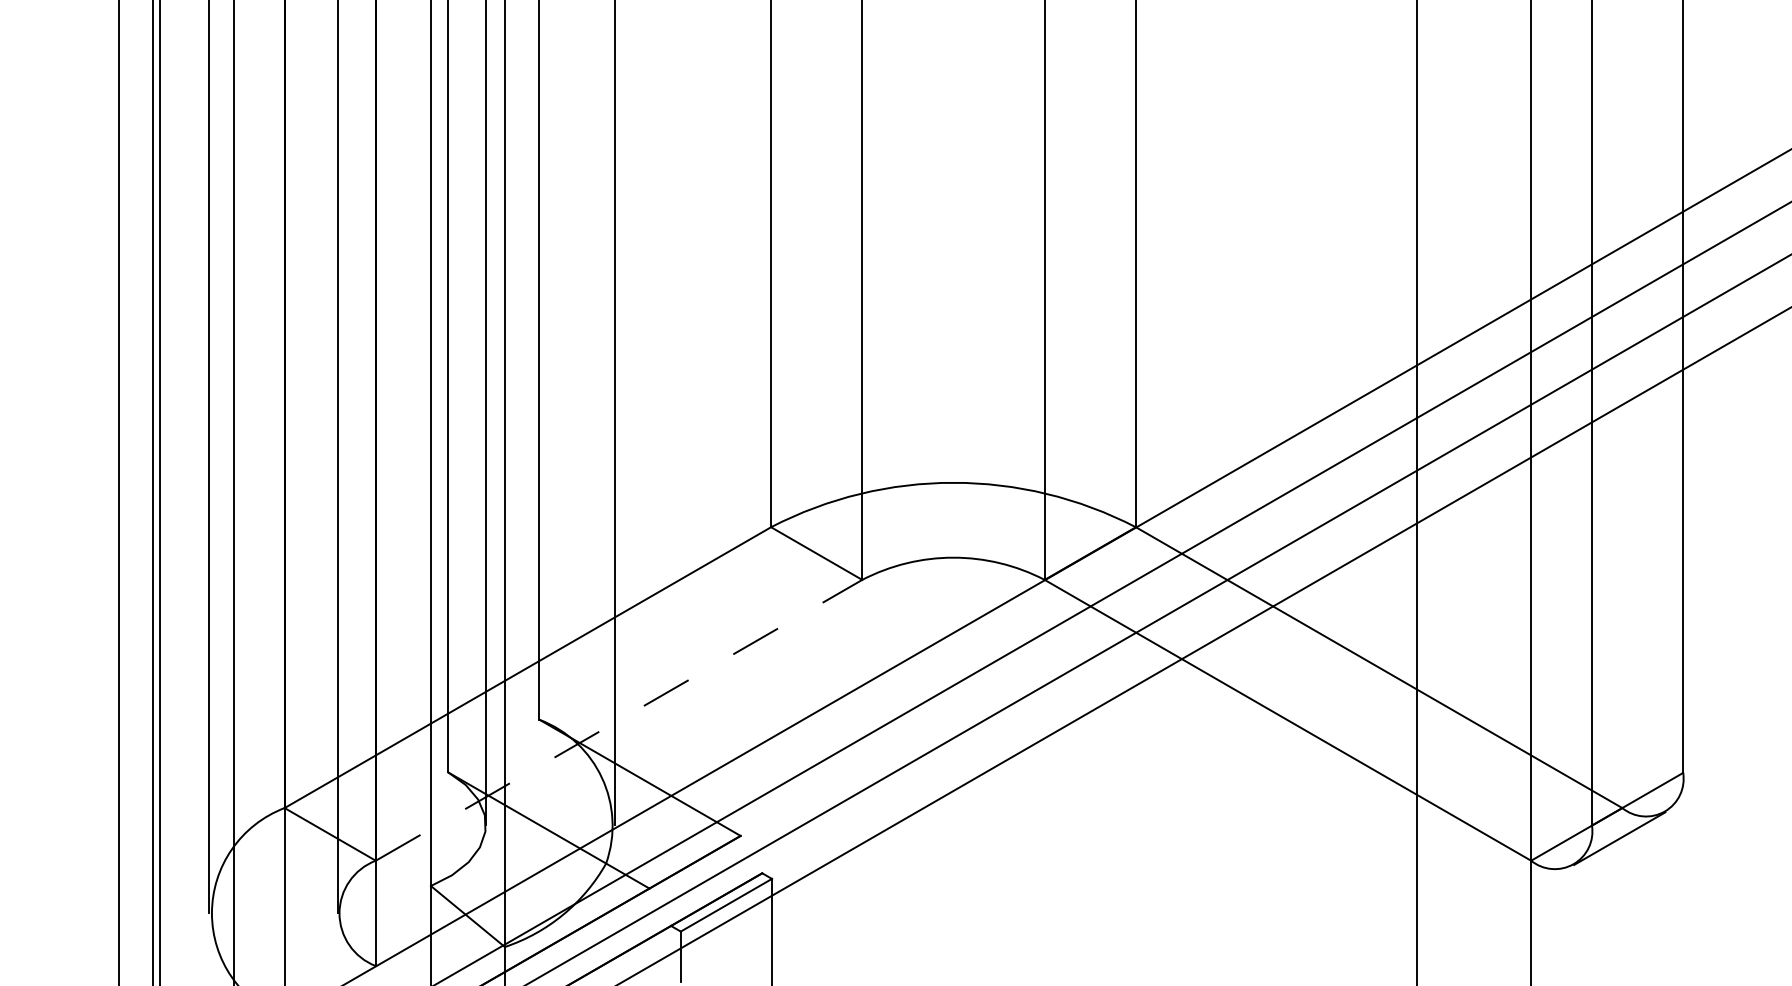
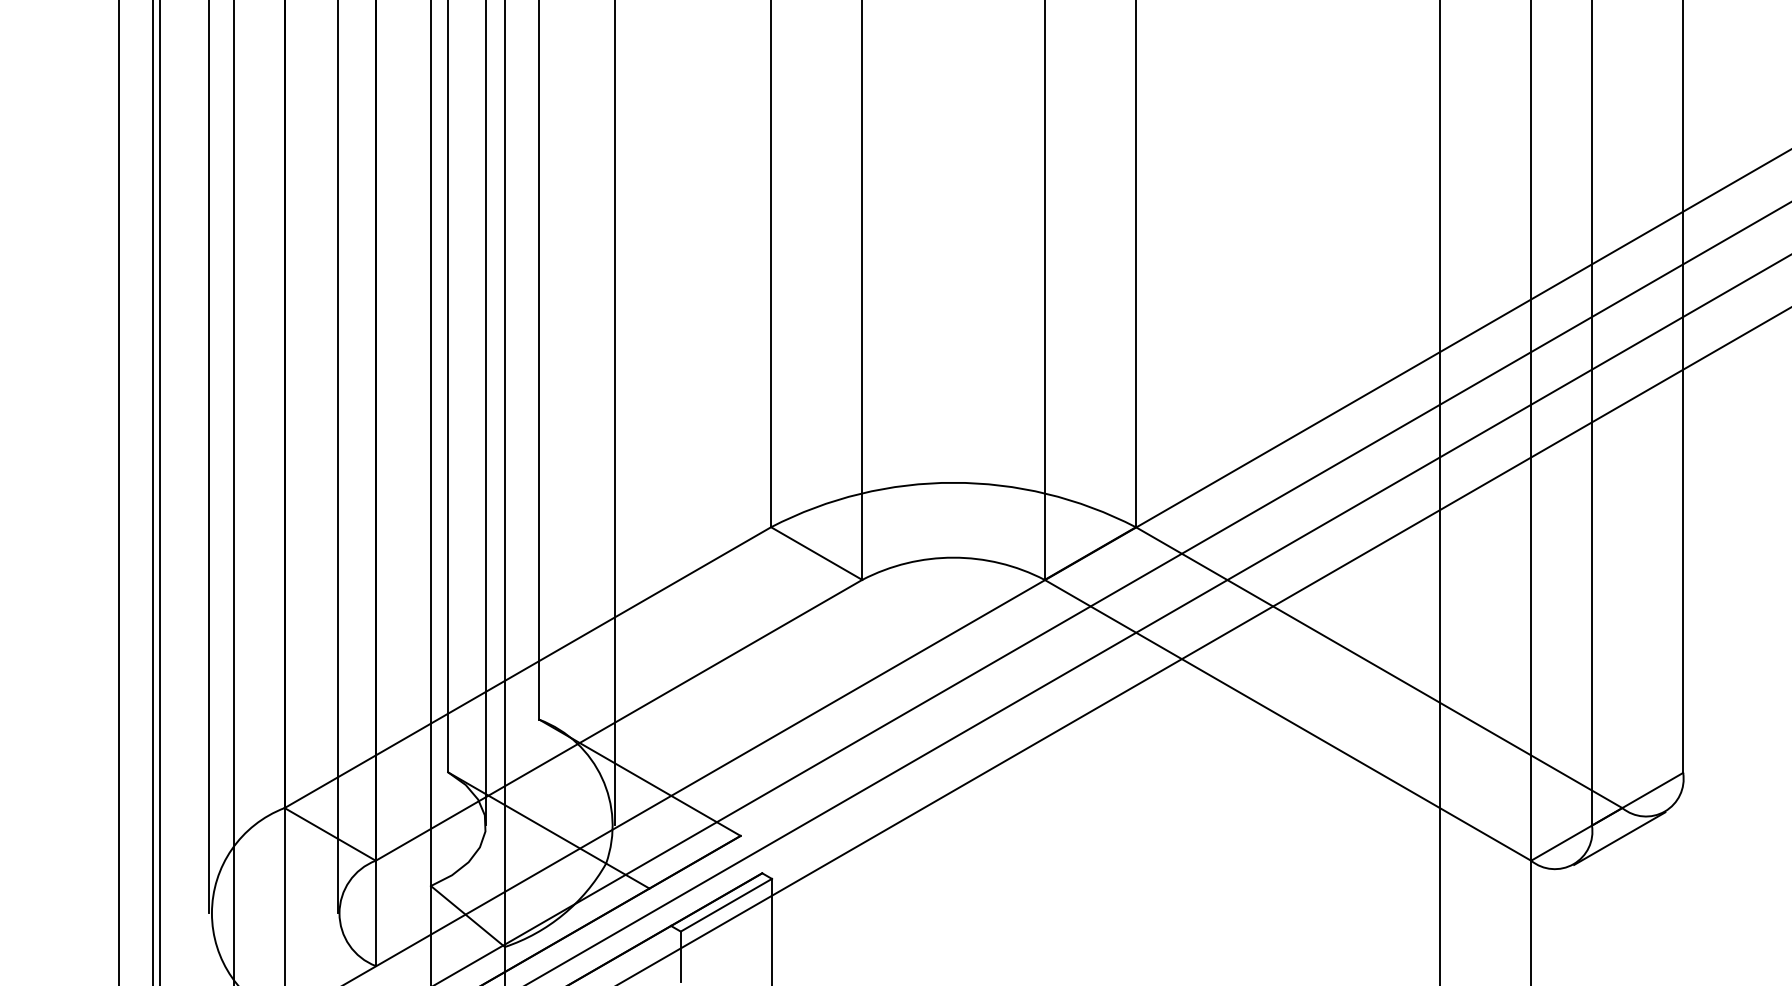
line position: (1416, 492) -> (1439, 492) (1439, 492)
line: dashed -> solid (619, 720)
